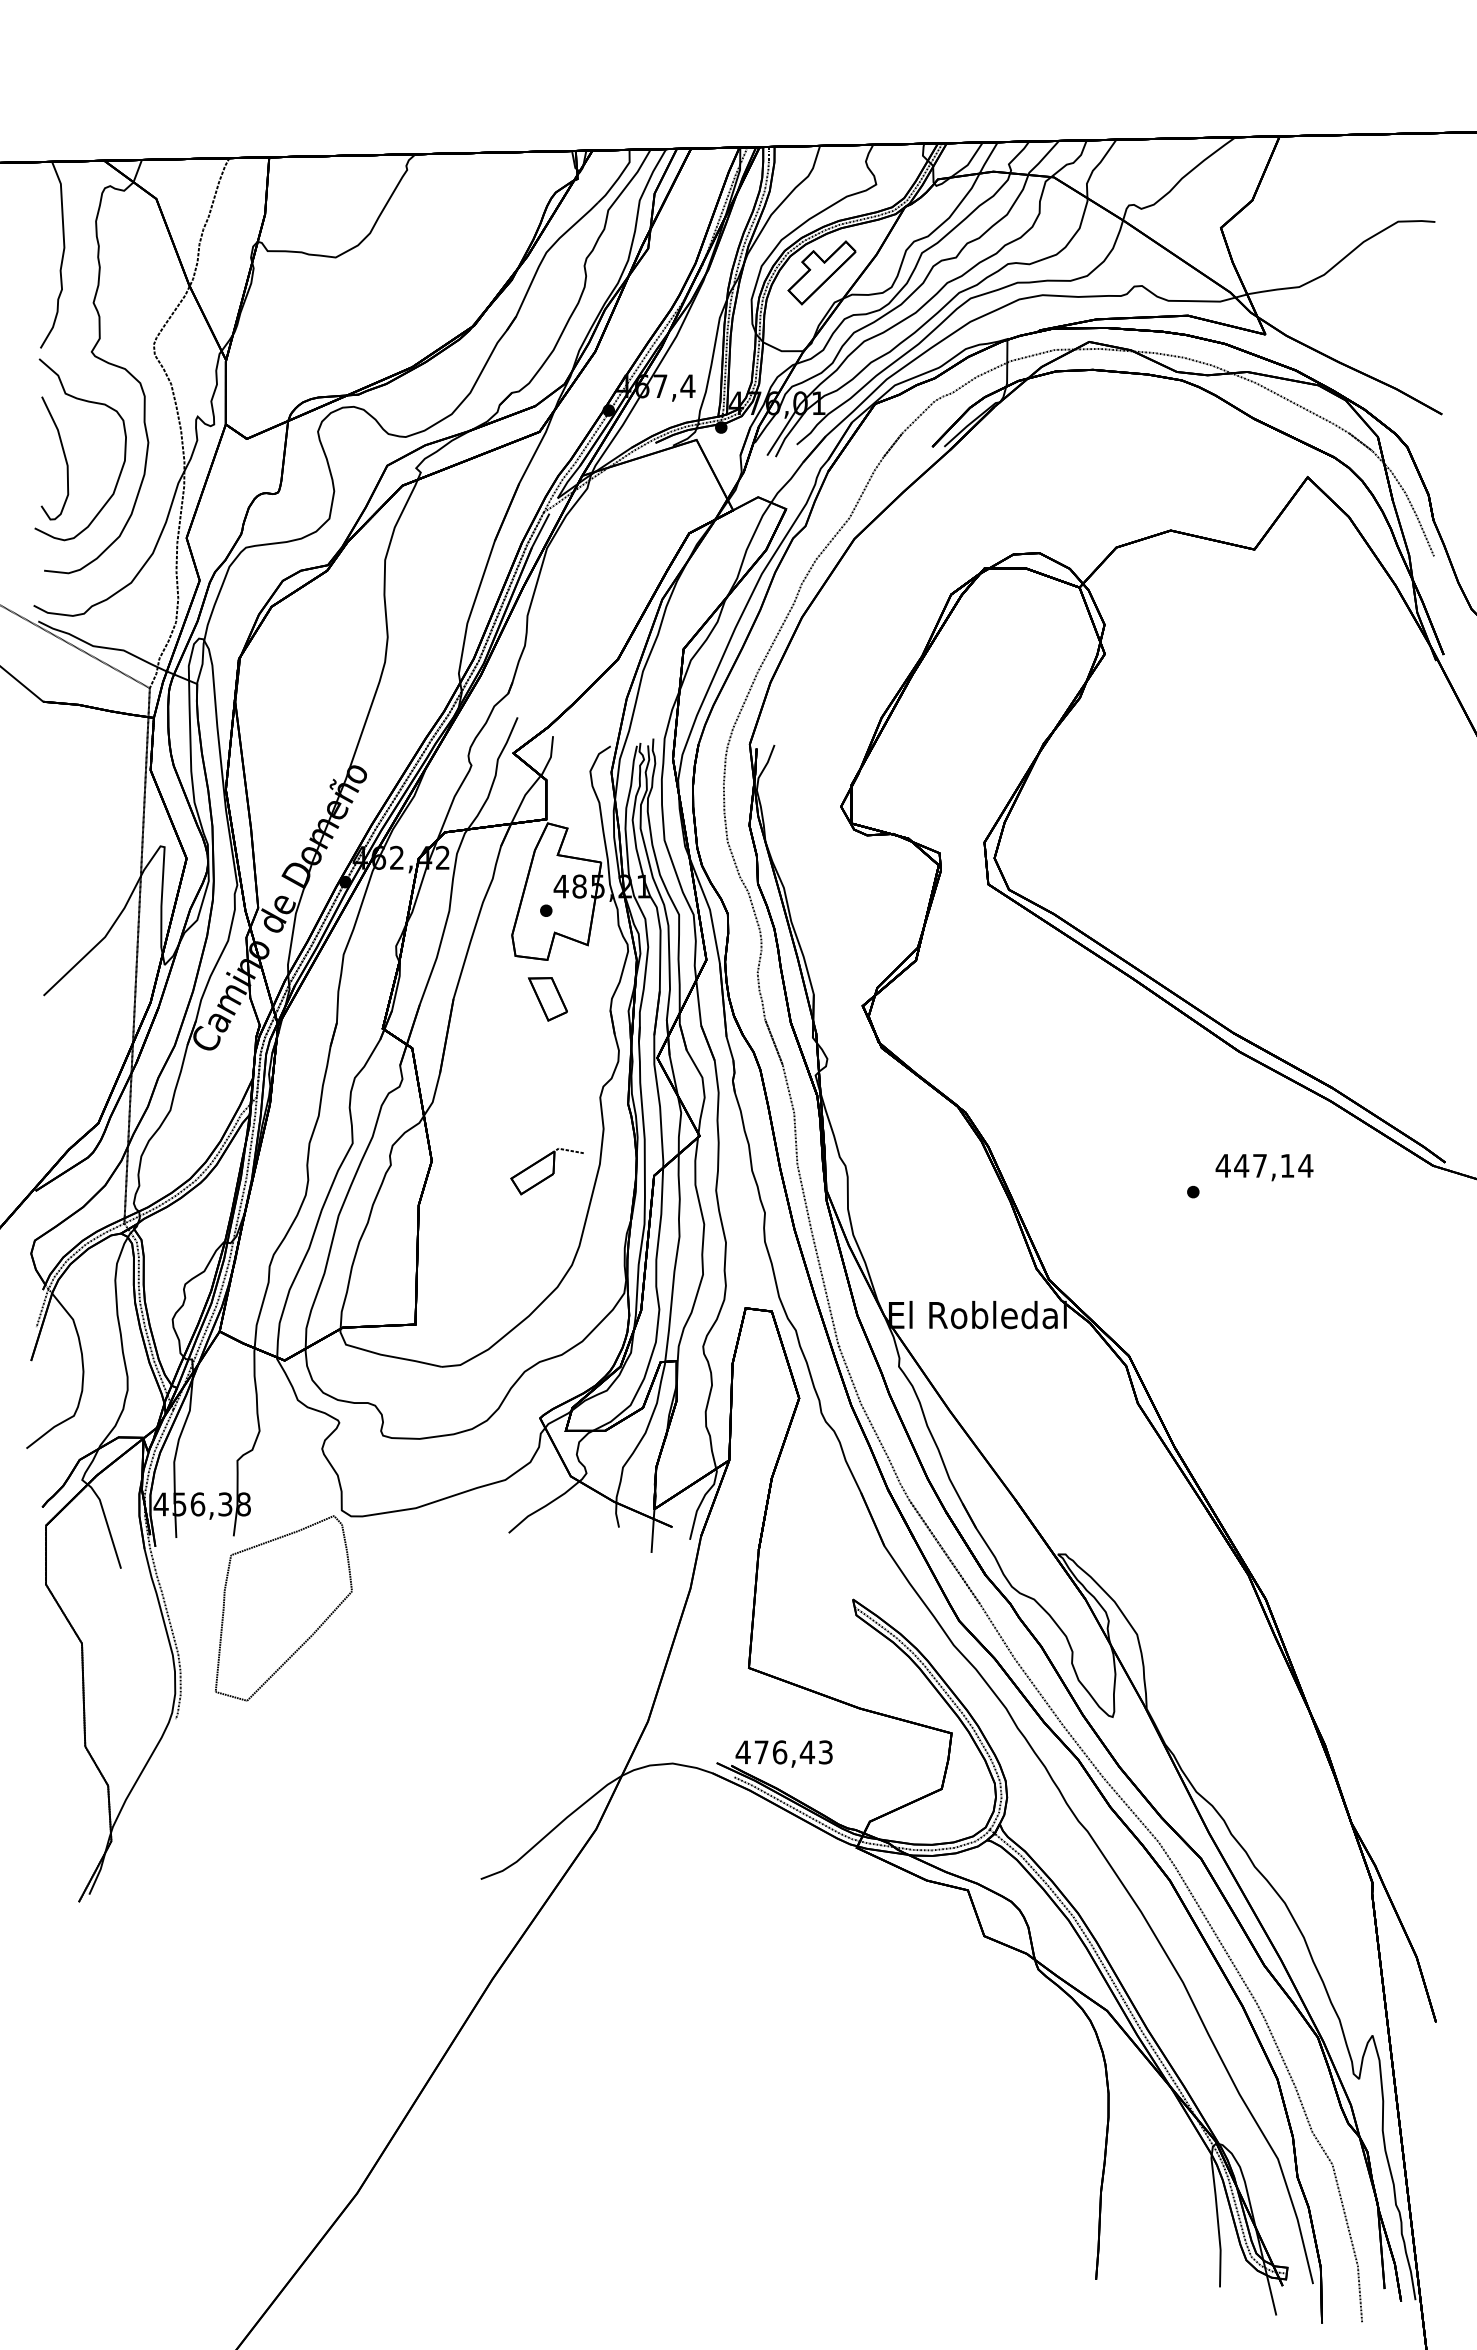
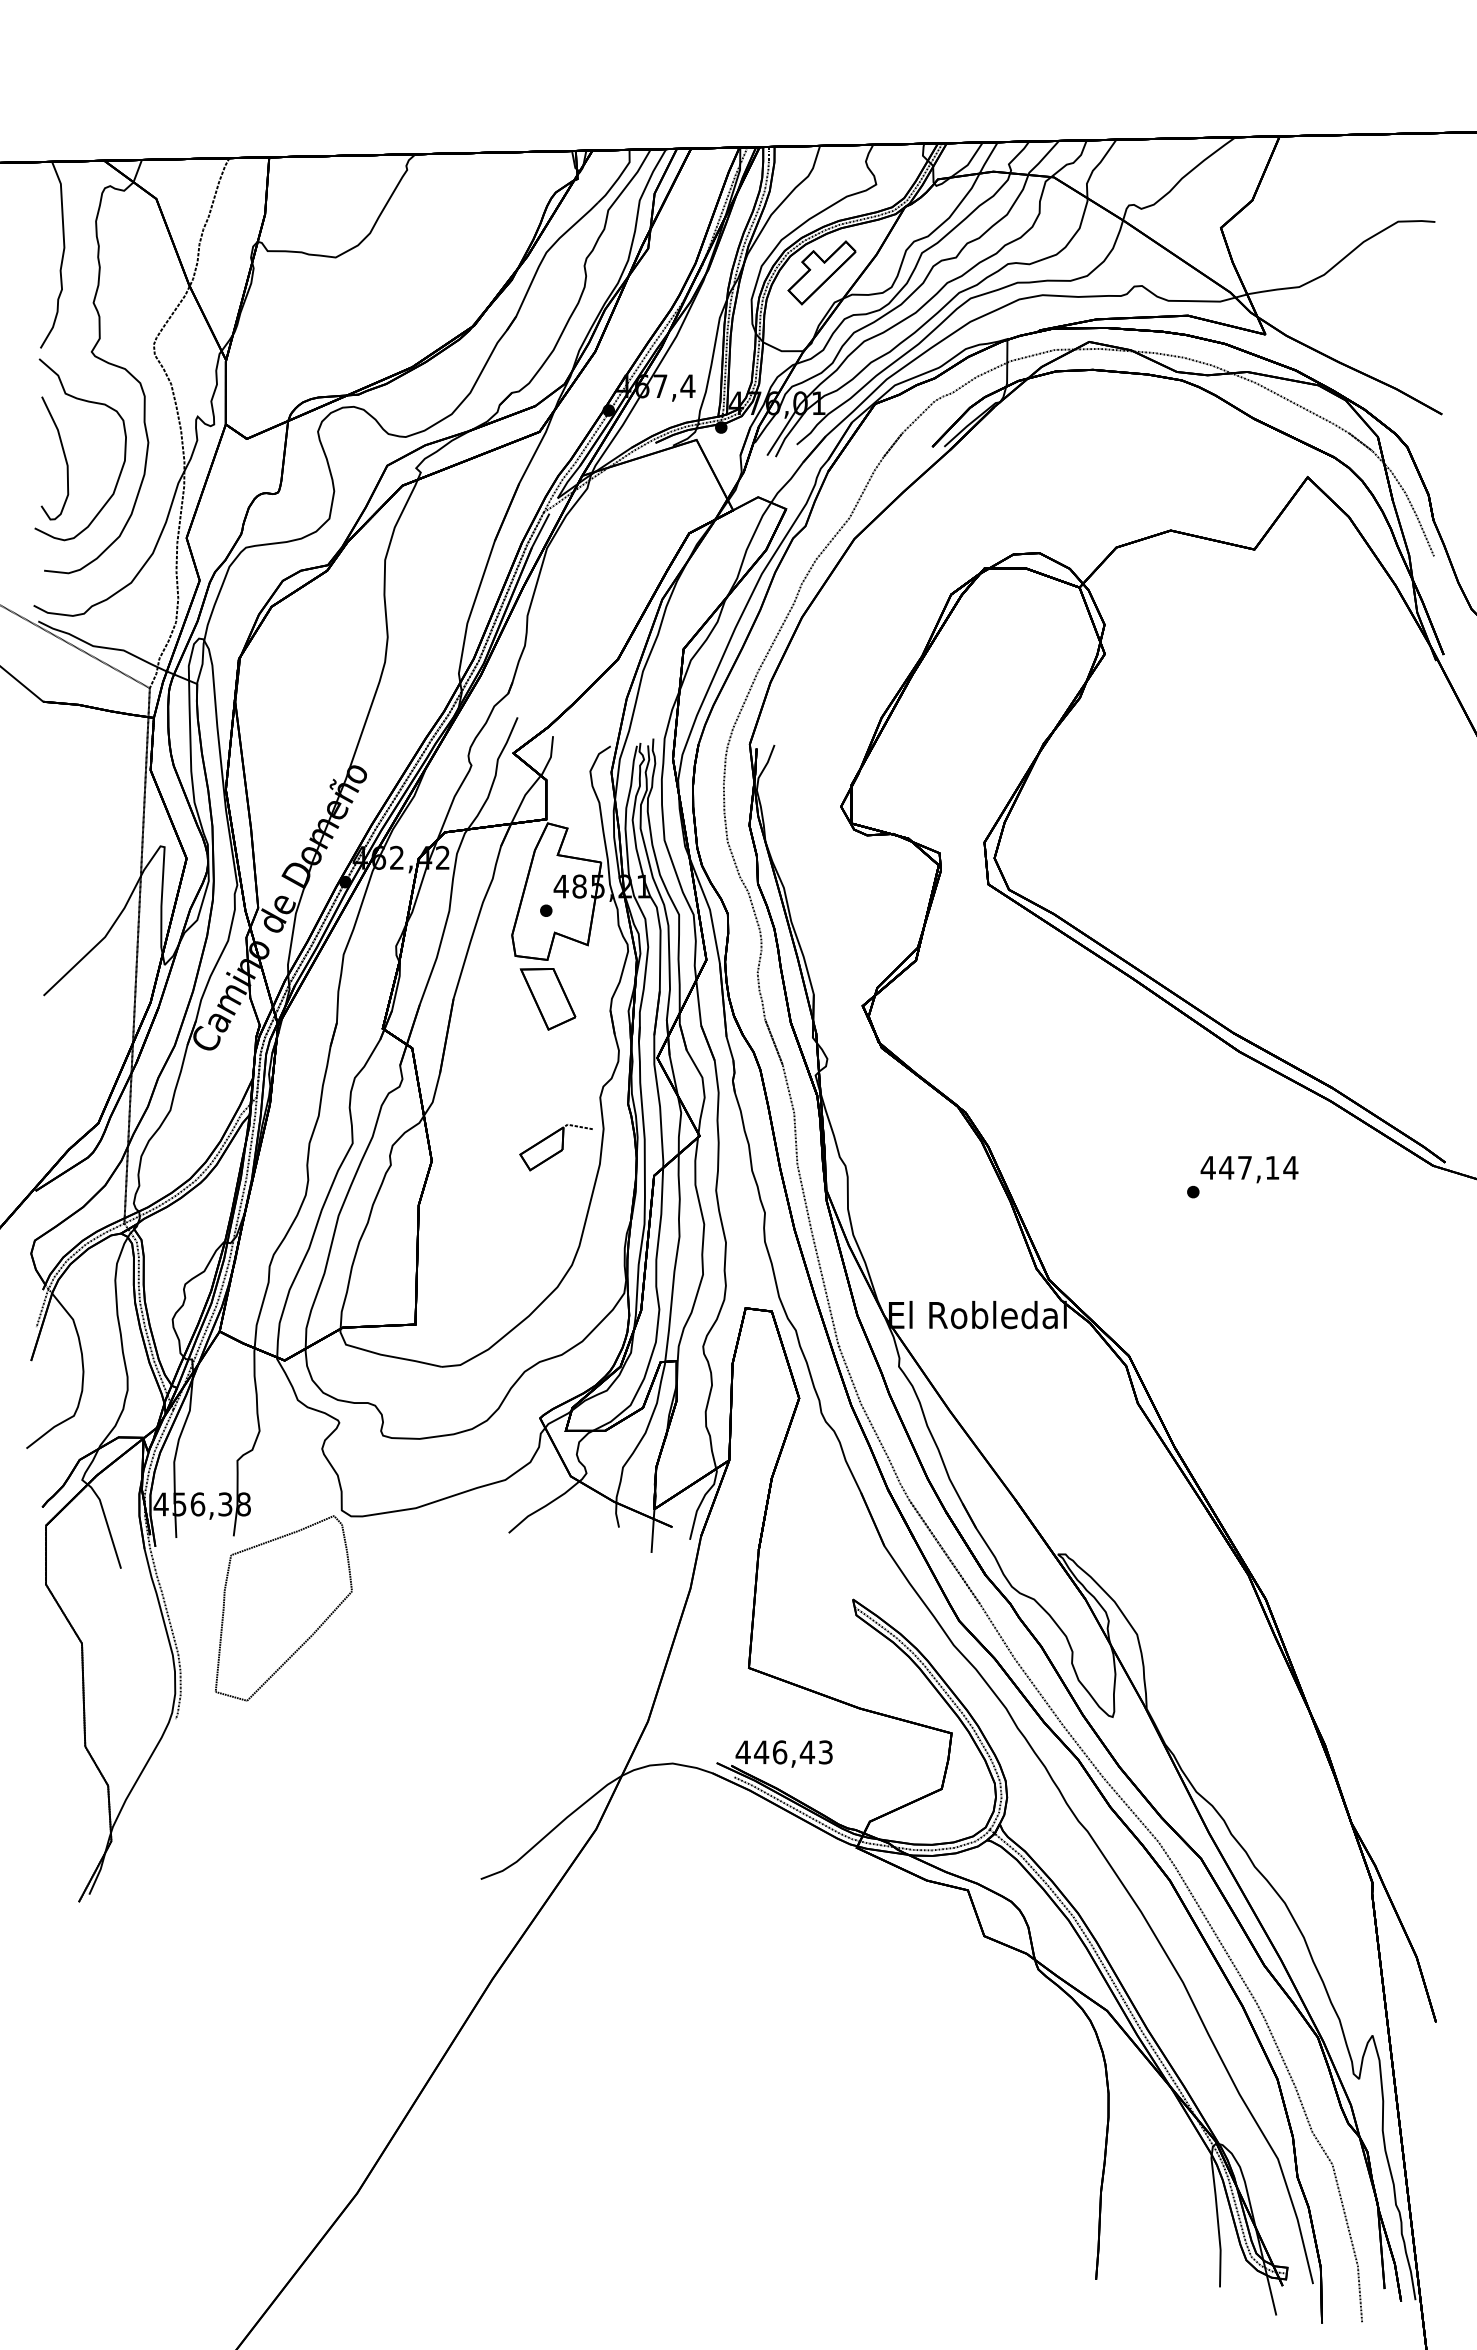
part size: 41x45 px -> 58x63 px (547, 999)
text position: (1264, 1167) -> (1249, 1169) (1249, 1169)
part position: (546, 1171) -> (555, 1147) (555, 1147)
text: 476,43 -> 446,43 (761, 1752)
